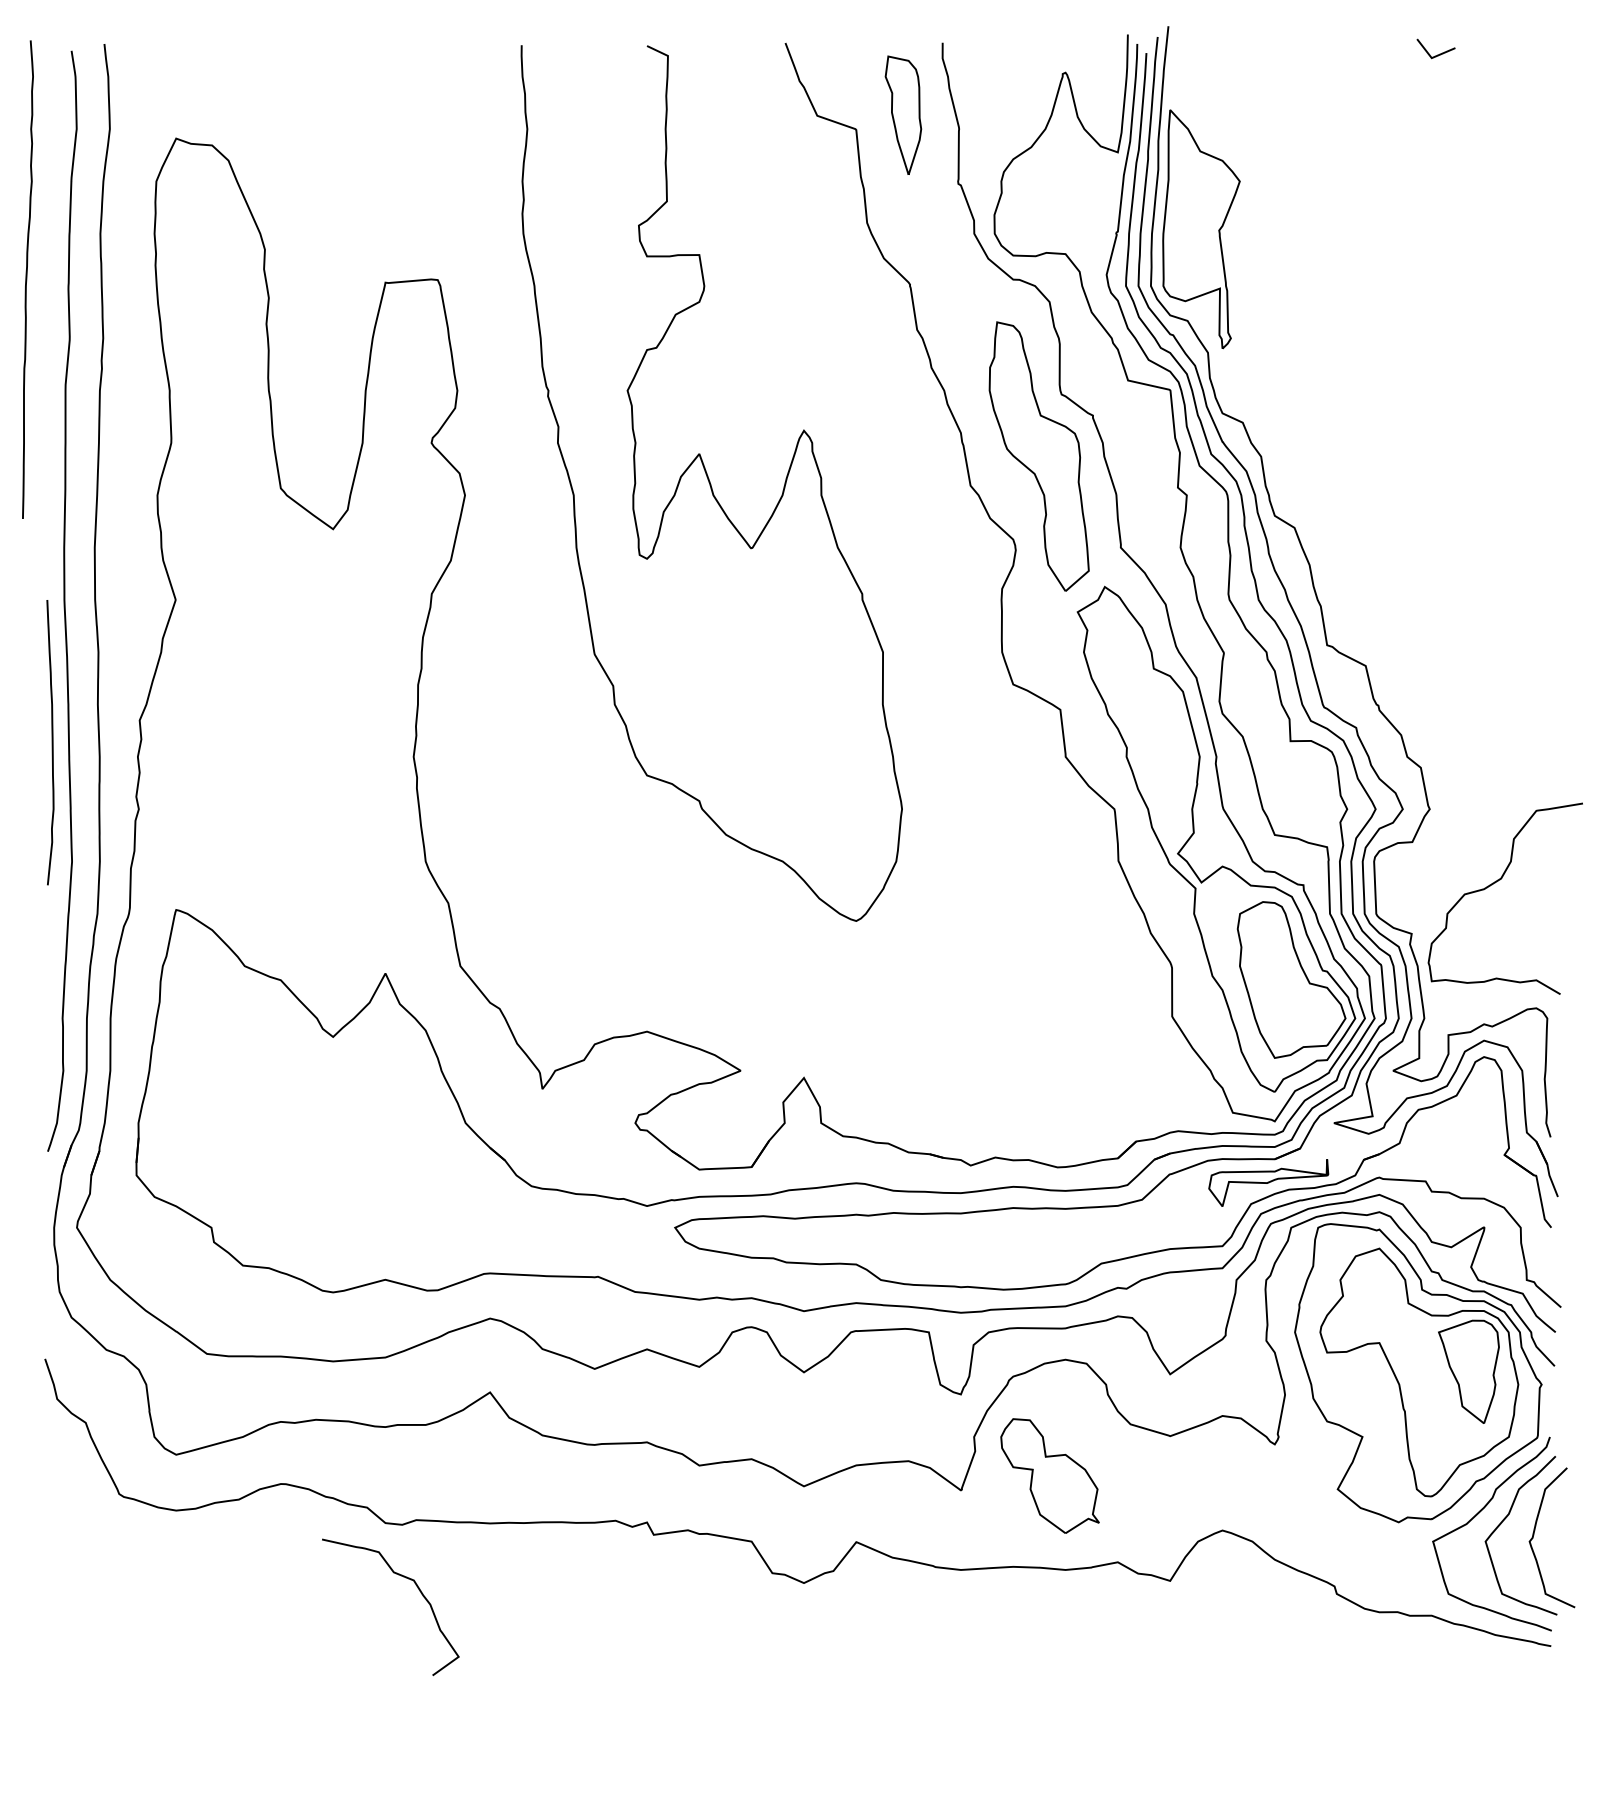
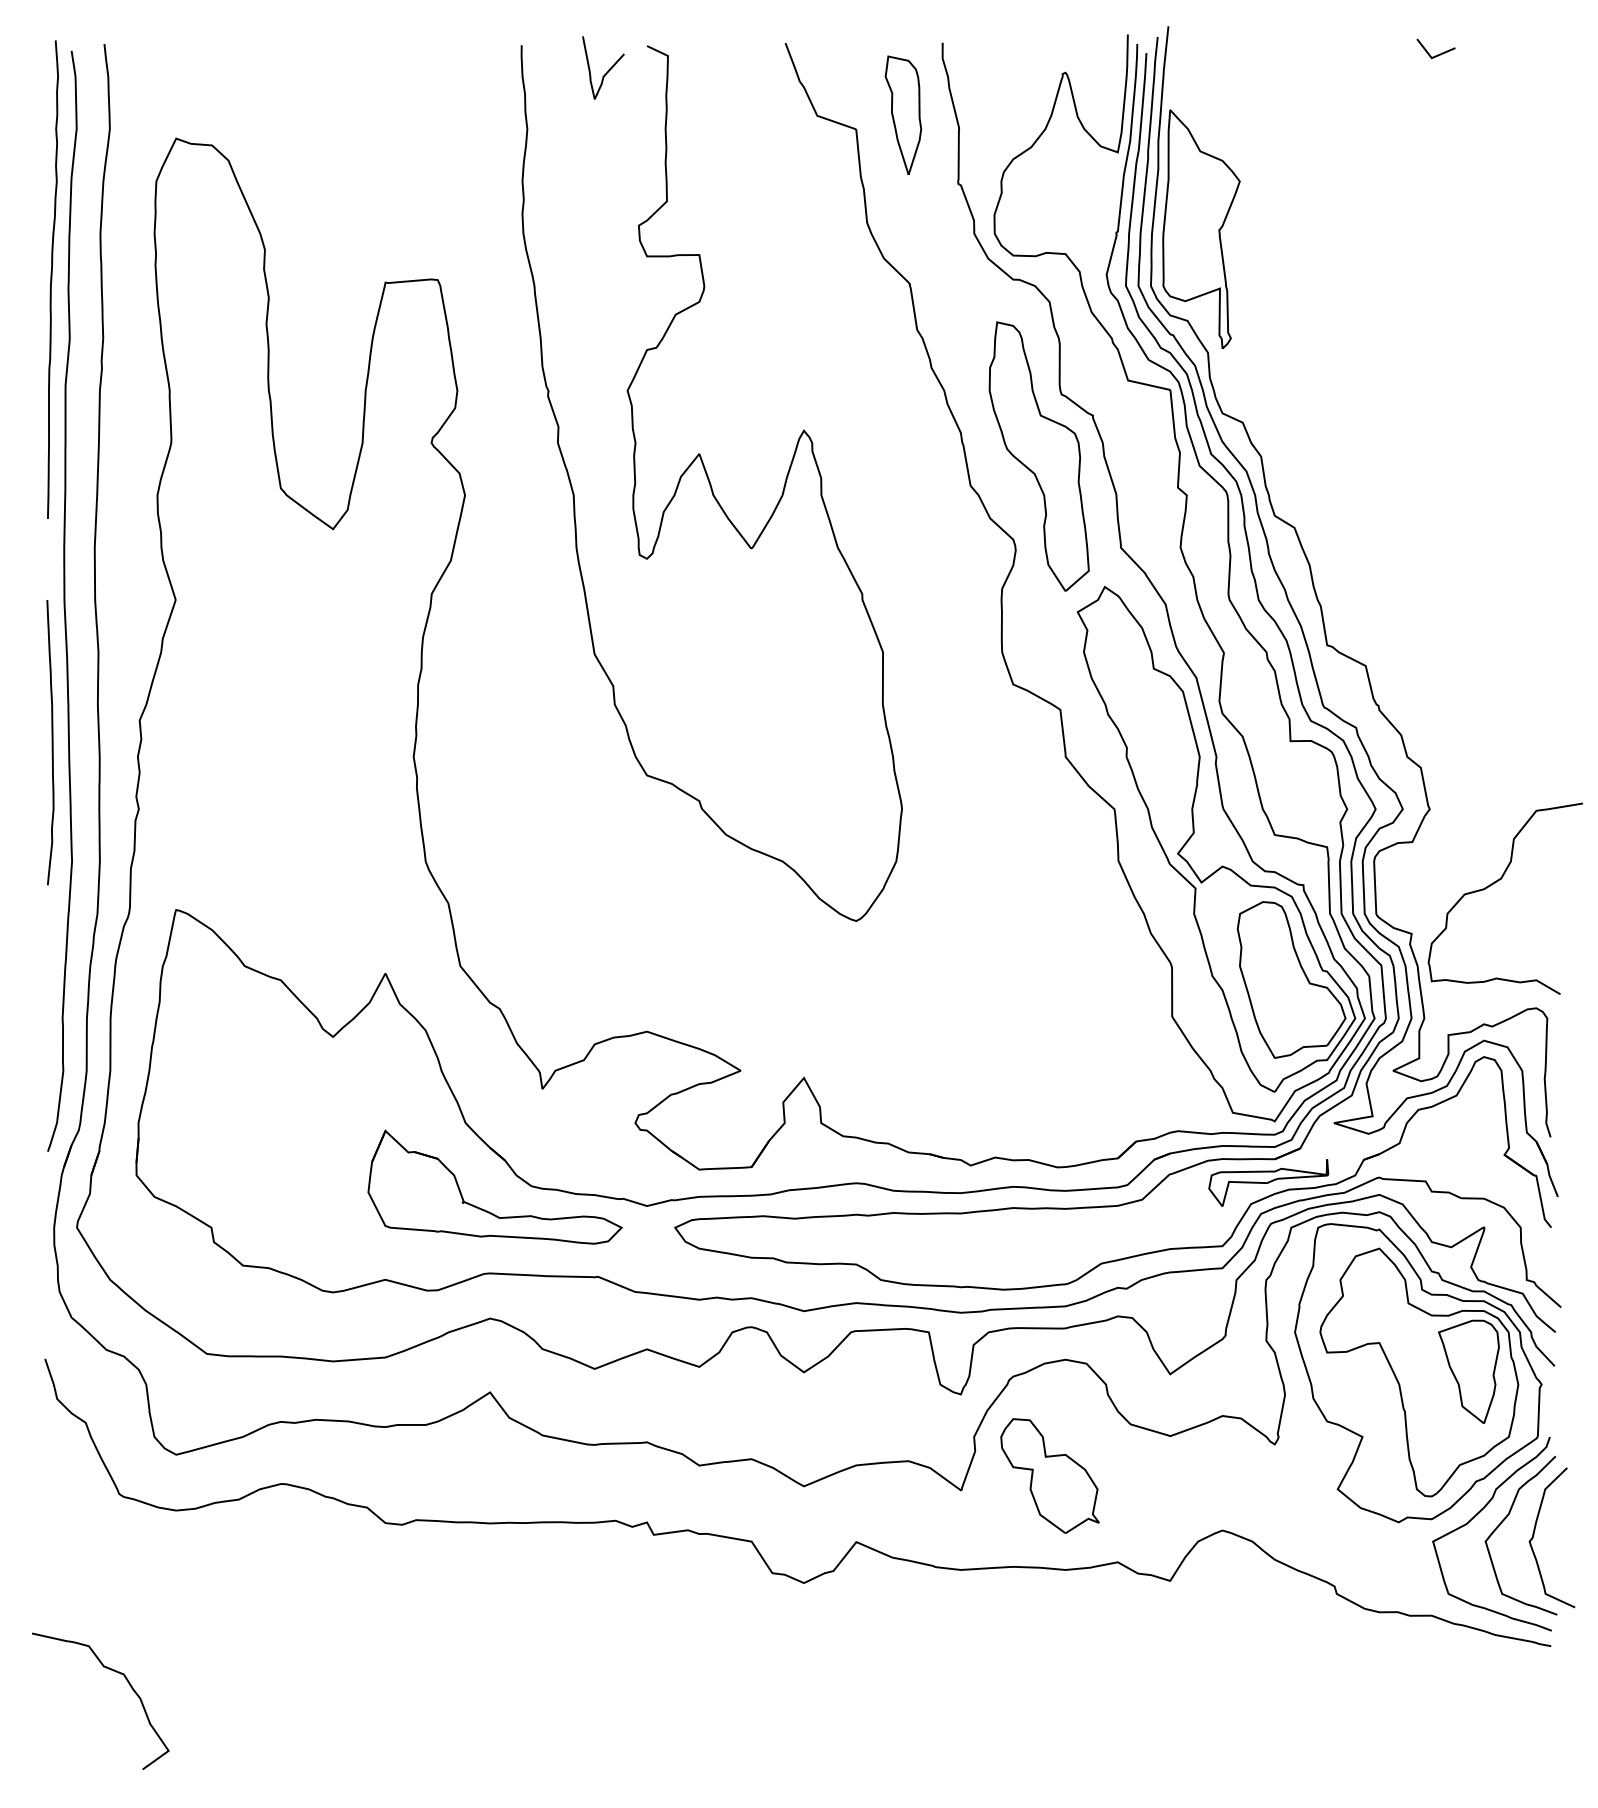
curve: none -> present (607, 70)
curve position: (27, 279) -> (52, 279) (52, 279)
part: none -> present (487, 1210)
curve position: (405, 1578) -> (115, 1672) (115, 1672)
